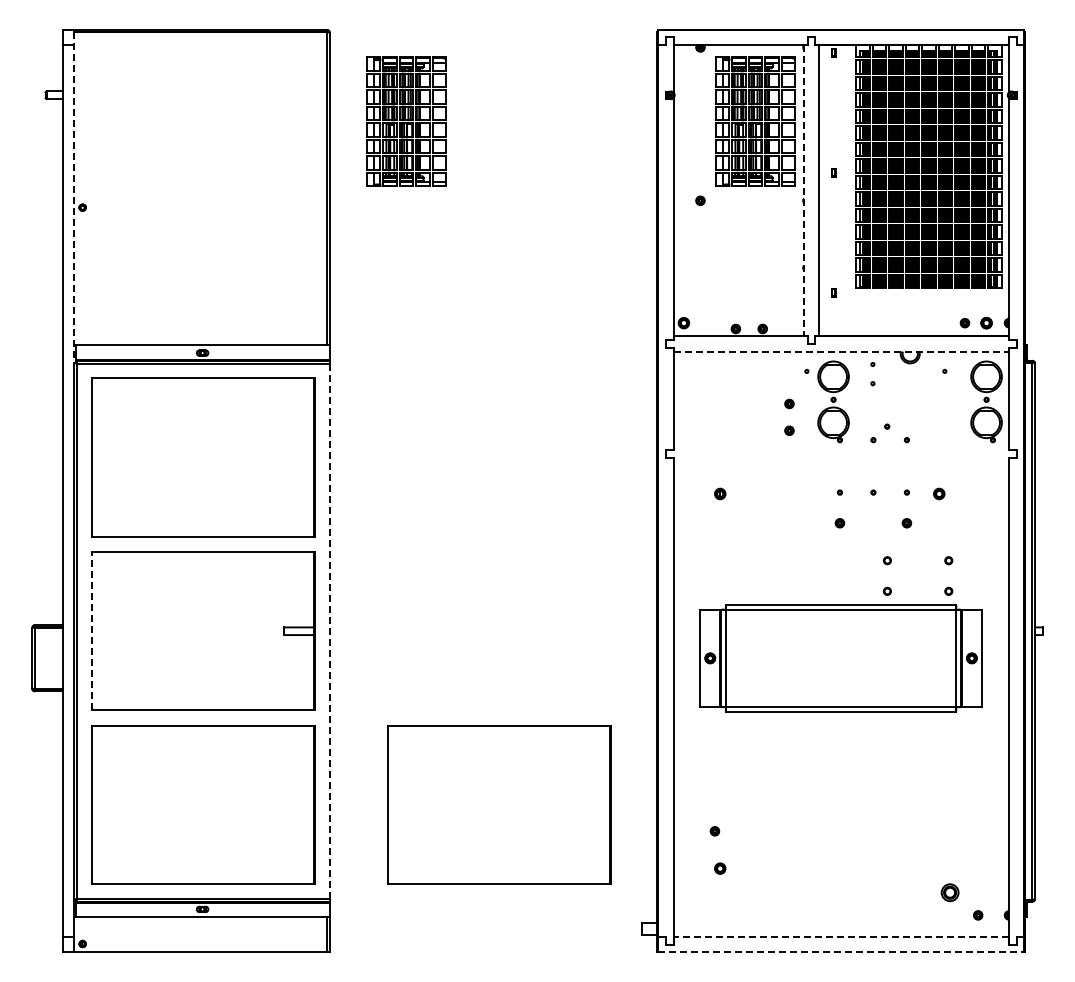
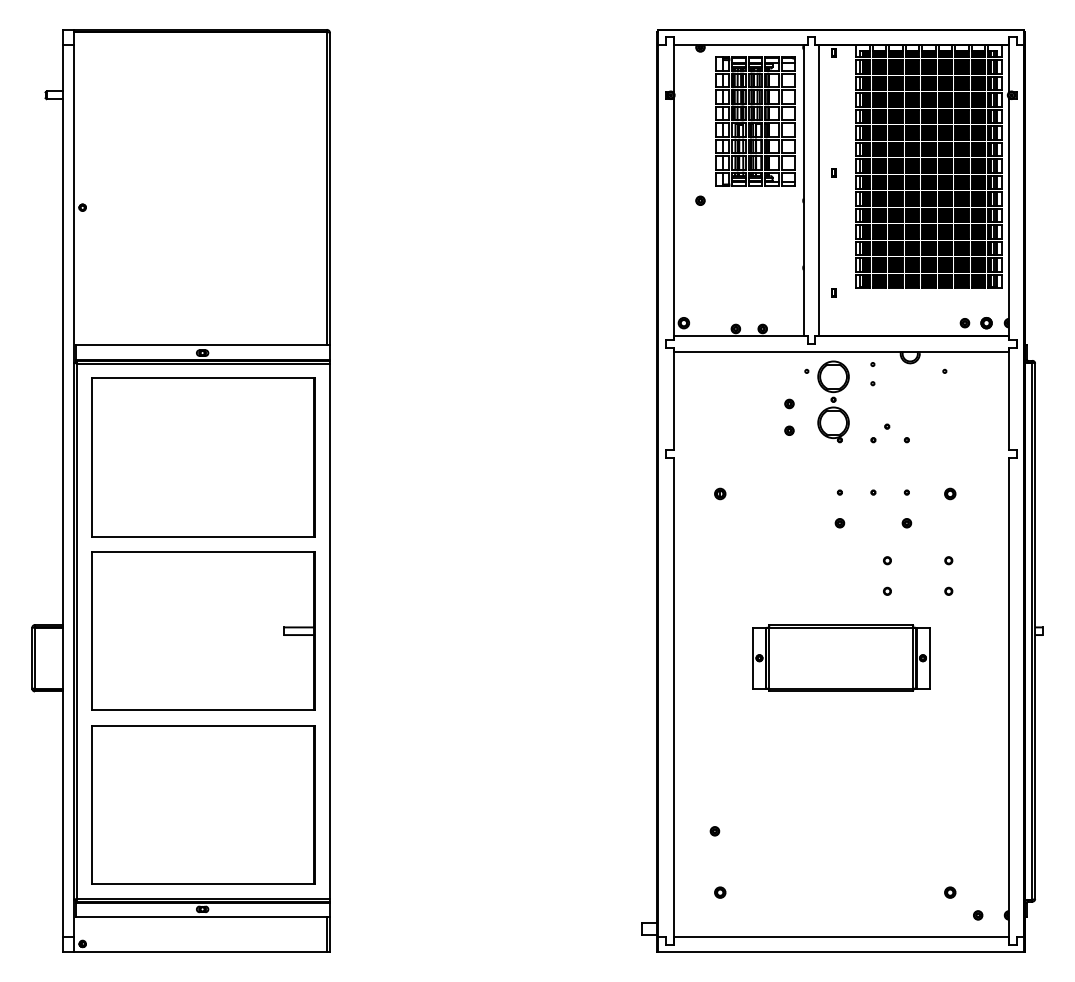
part: present -> none (406, 121)
line: dashed -> solid (803, 190)
line: dashed -> solid (74, 197)
line: dashed -> solid (841, 351)
part: present -> none (986, 401)
part position: (939, 493) -> (950, 493) (950, 493)
line: dashed -> solid (92, 630)
line: dashed -> solid (330, 631)
part size: 284x109 px -> 179x68 px (841, 657)
part: present -> none (499, 804)
part position: (720, 868) -> (720, 892) (720, 892)
part size: 20x20 px -> 13x13 px (950, 892)
line: dashed -> solid (841, 937)
line: dashed -> solid (841, 952)
